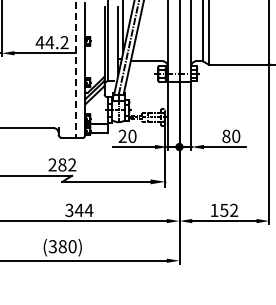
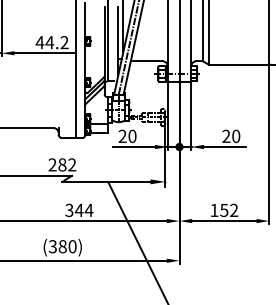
line: dashed -> solid (76, 68)
text: 80 -> 20 (226, 136)
line: none -> present (137, 241)
